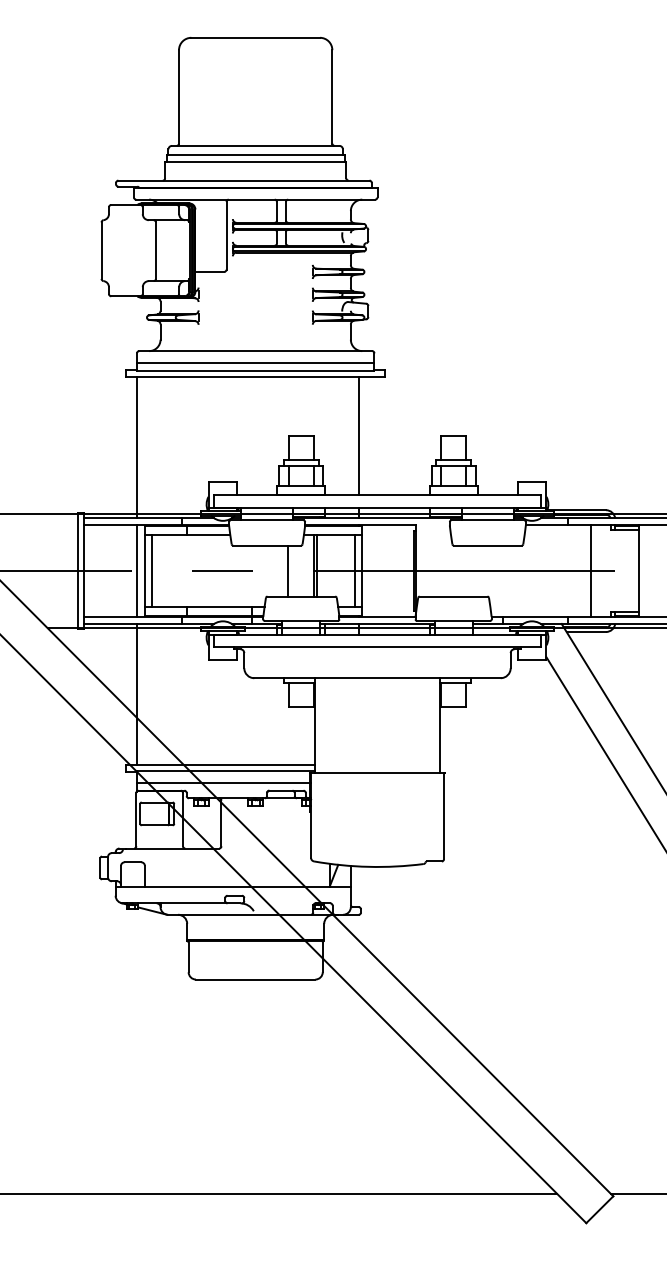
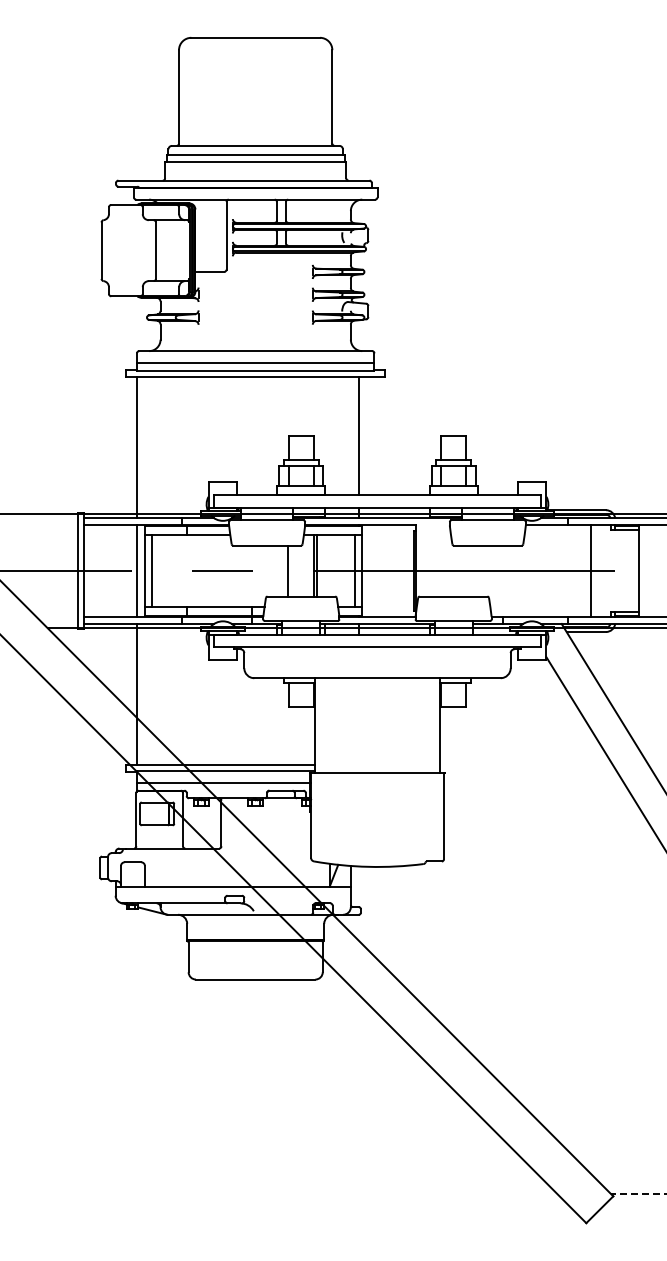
line: present -> none (279, 1193)
line: solid -> dashed (638, 1193)
